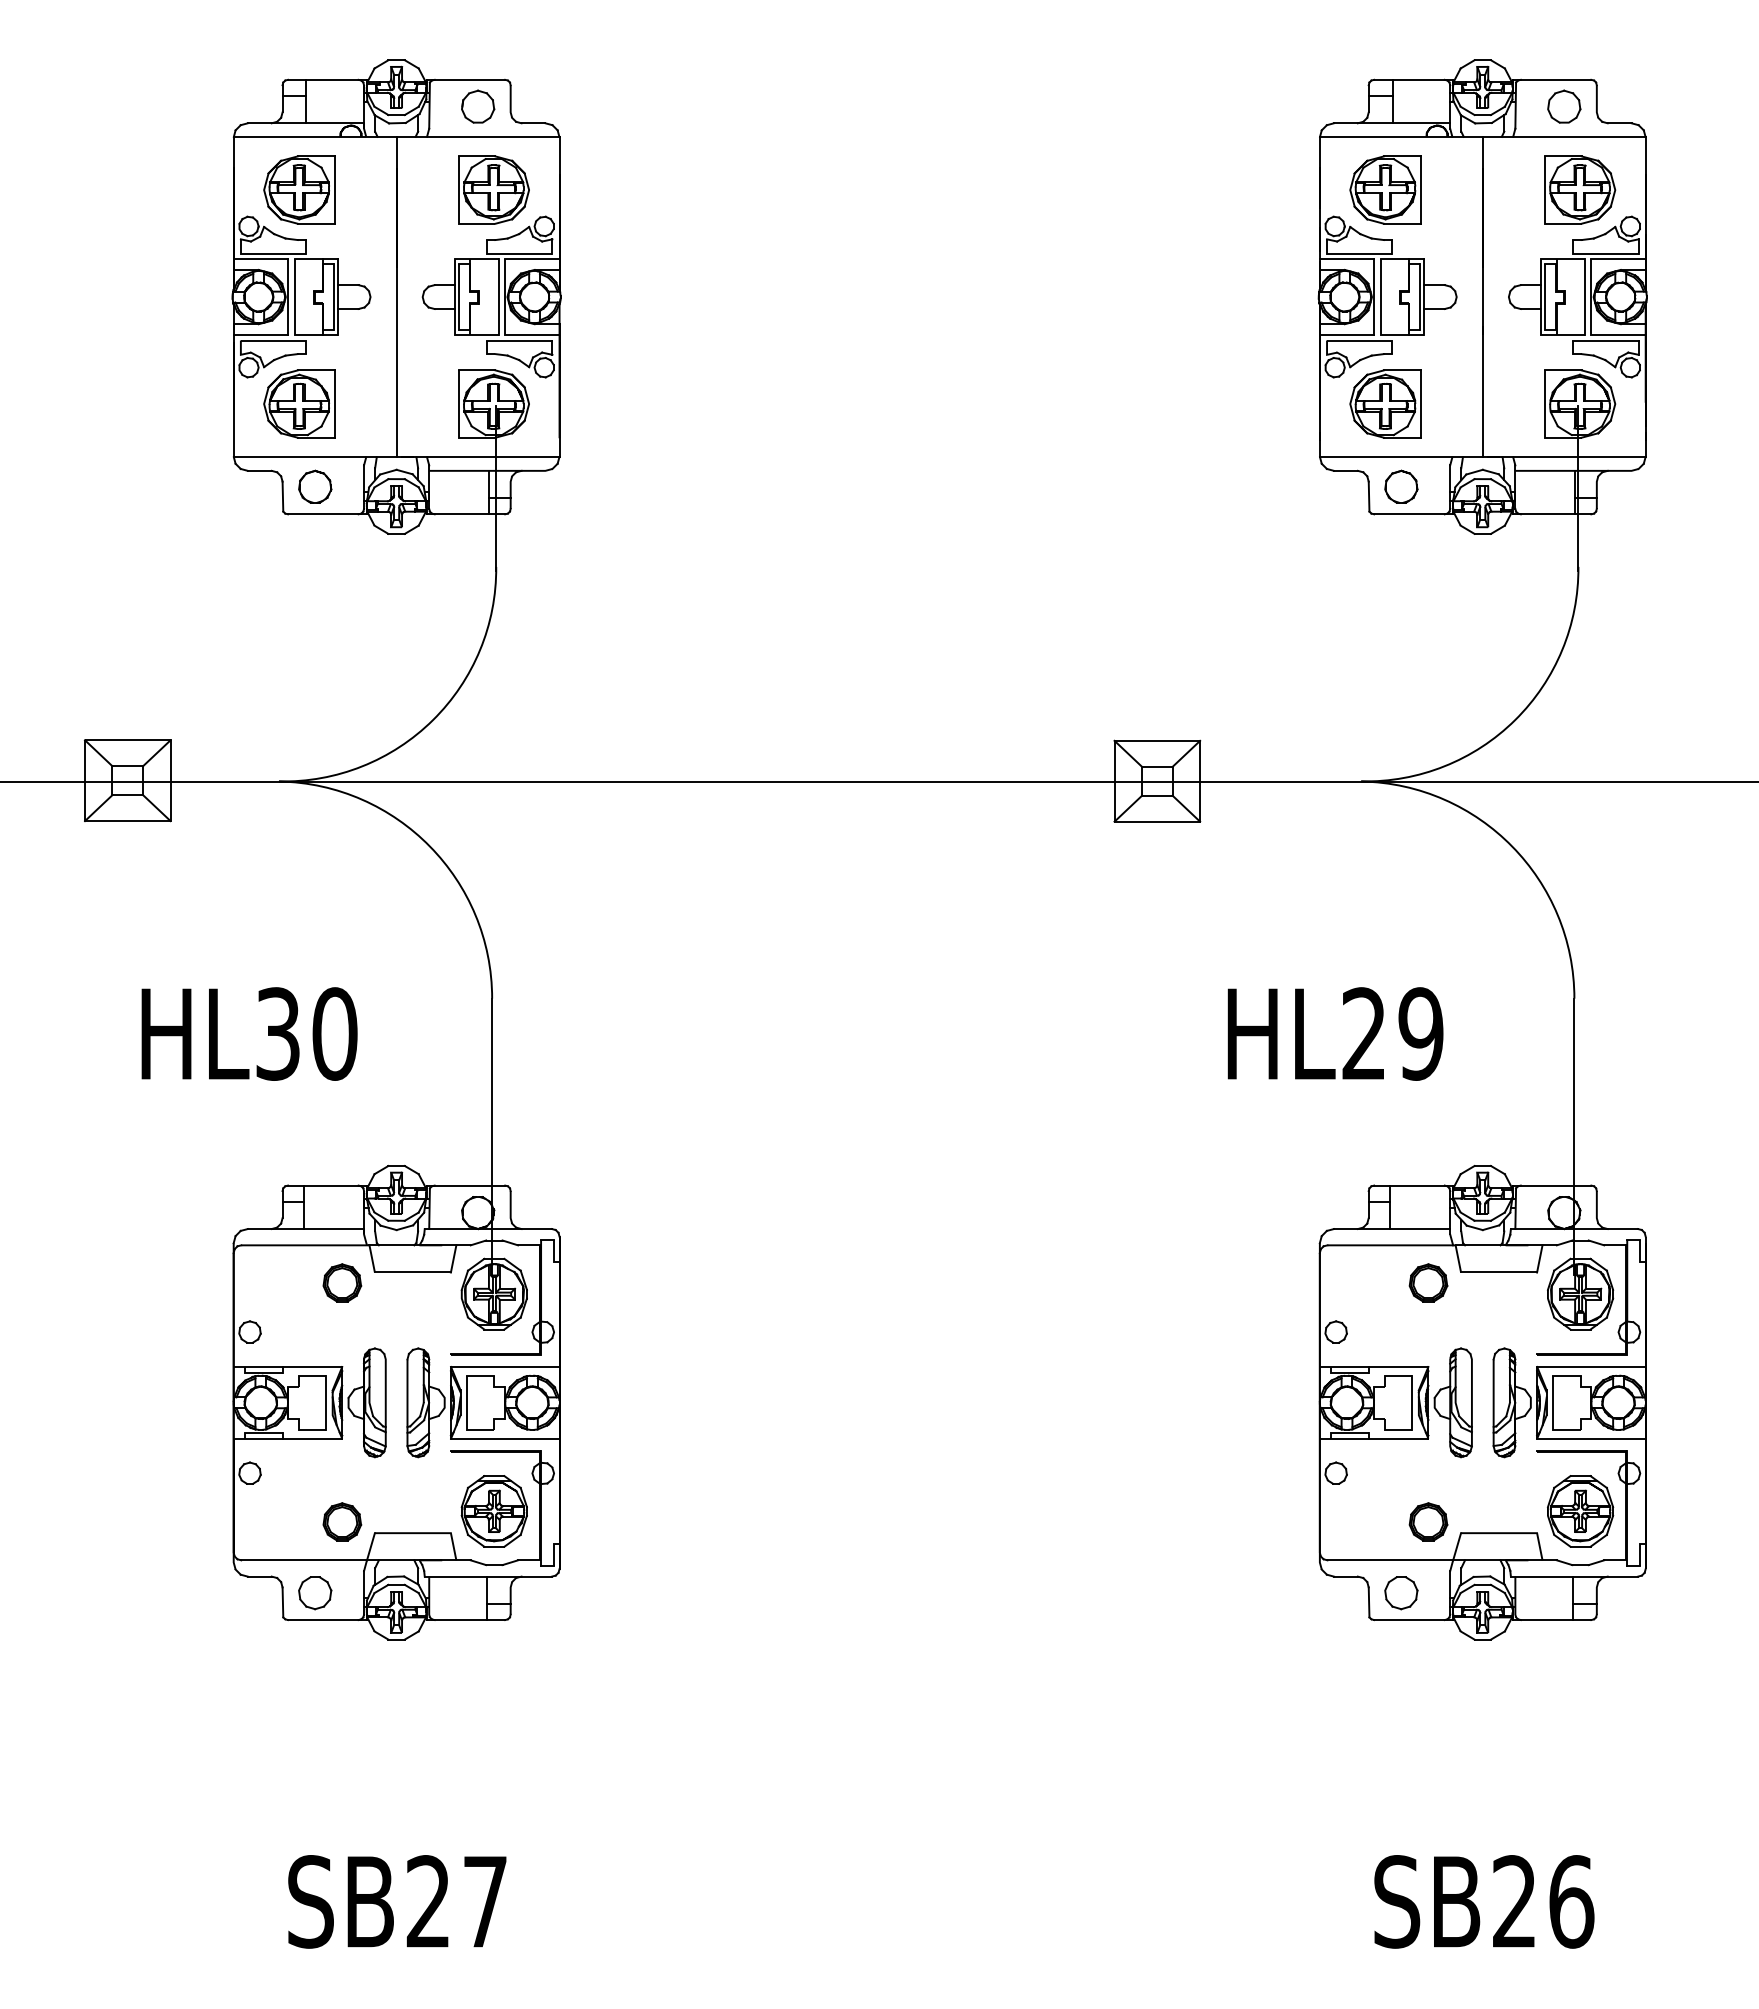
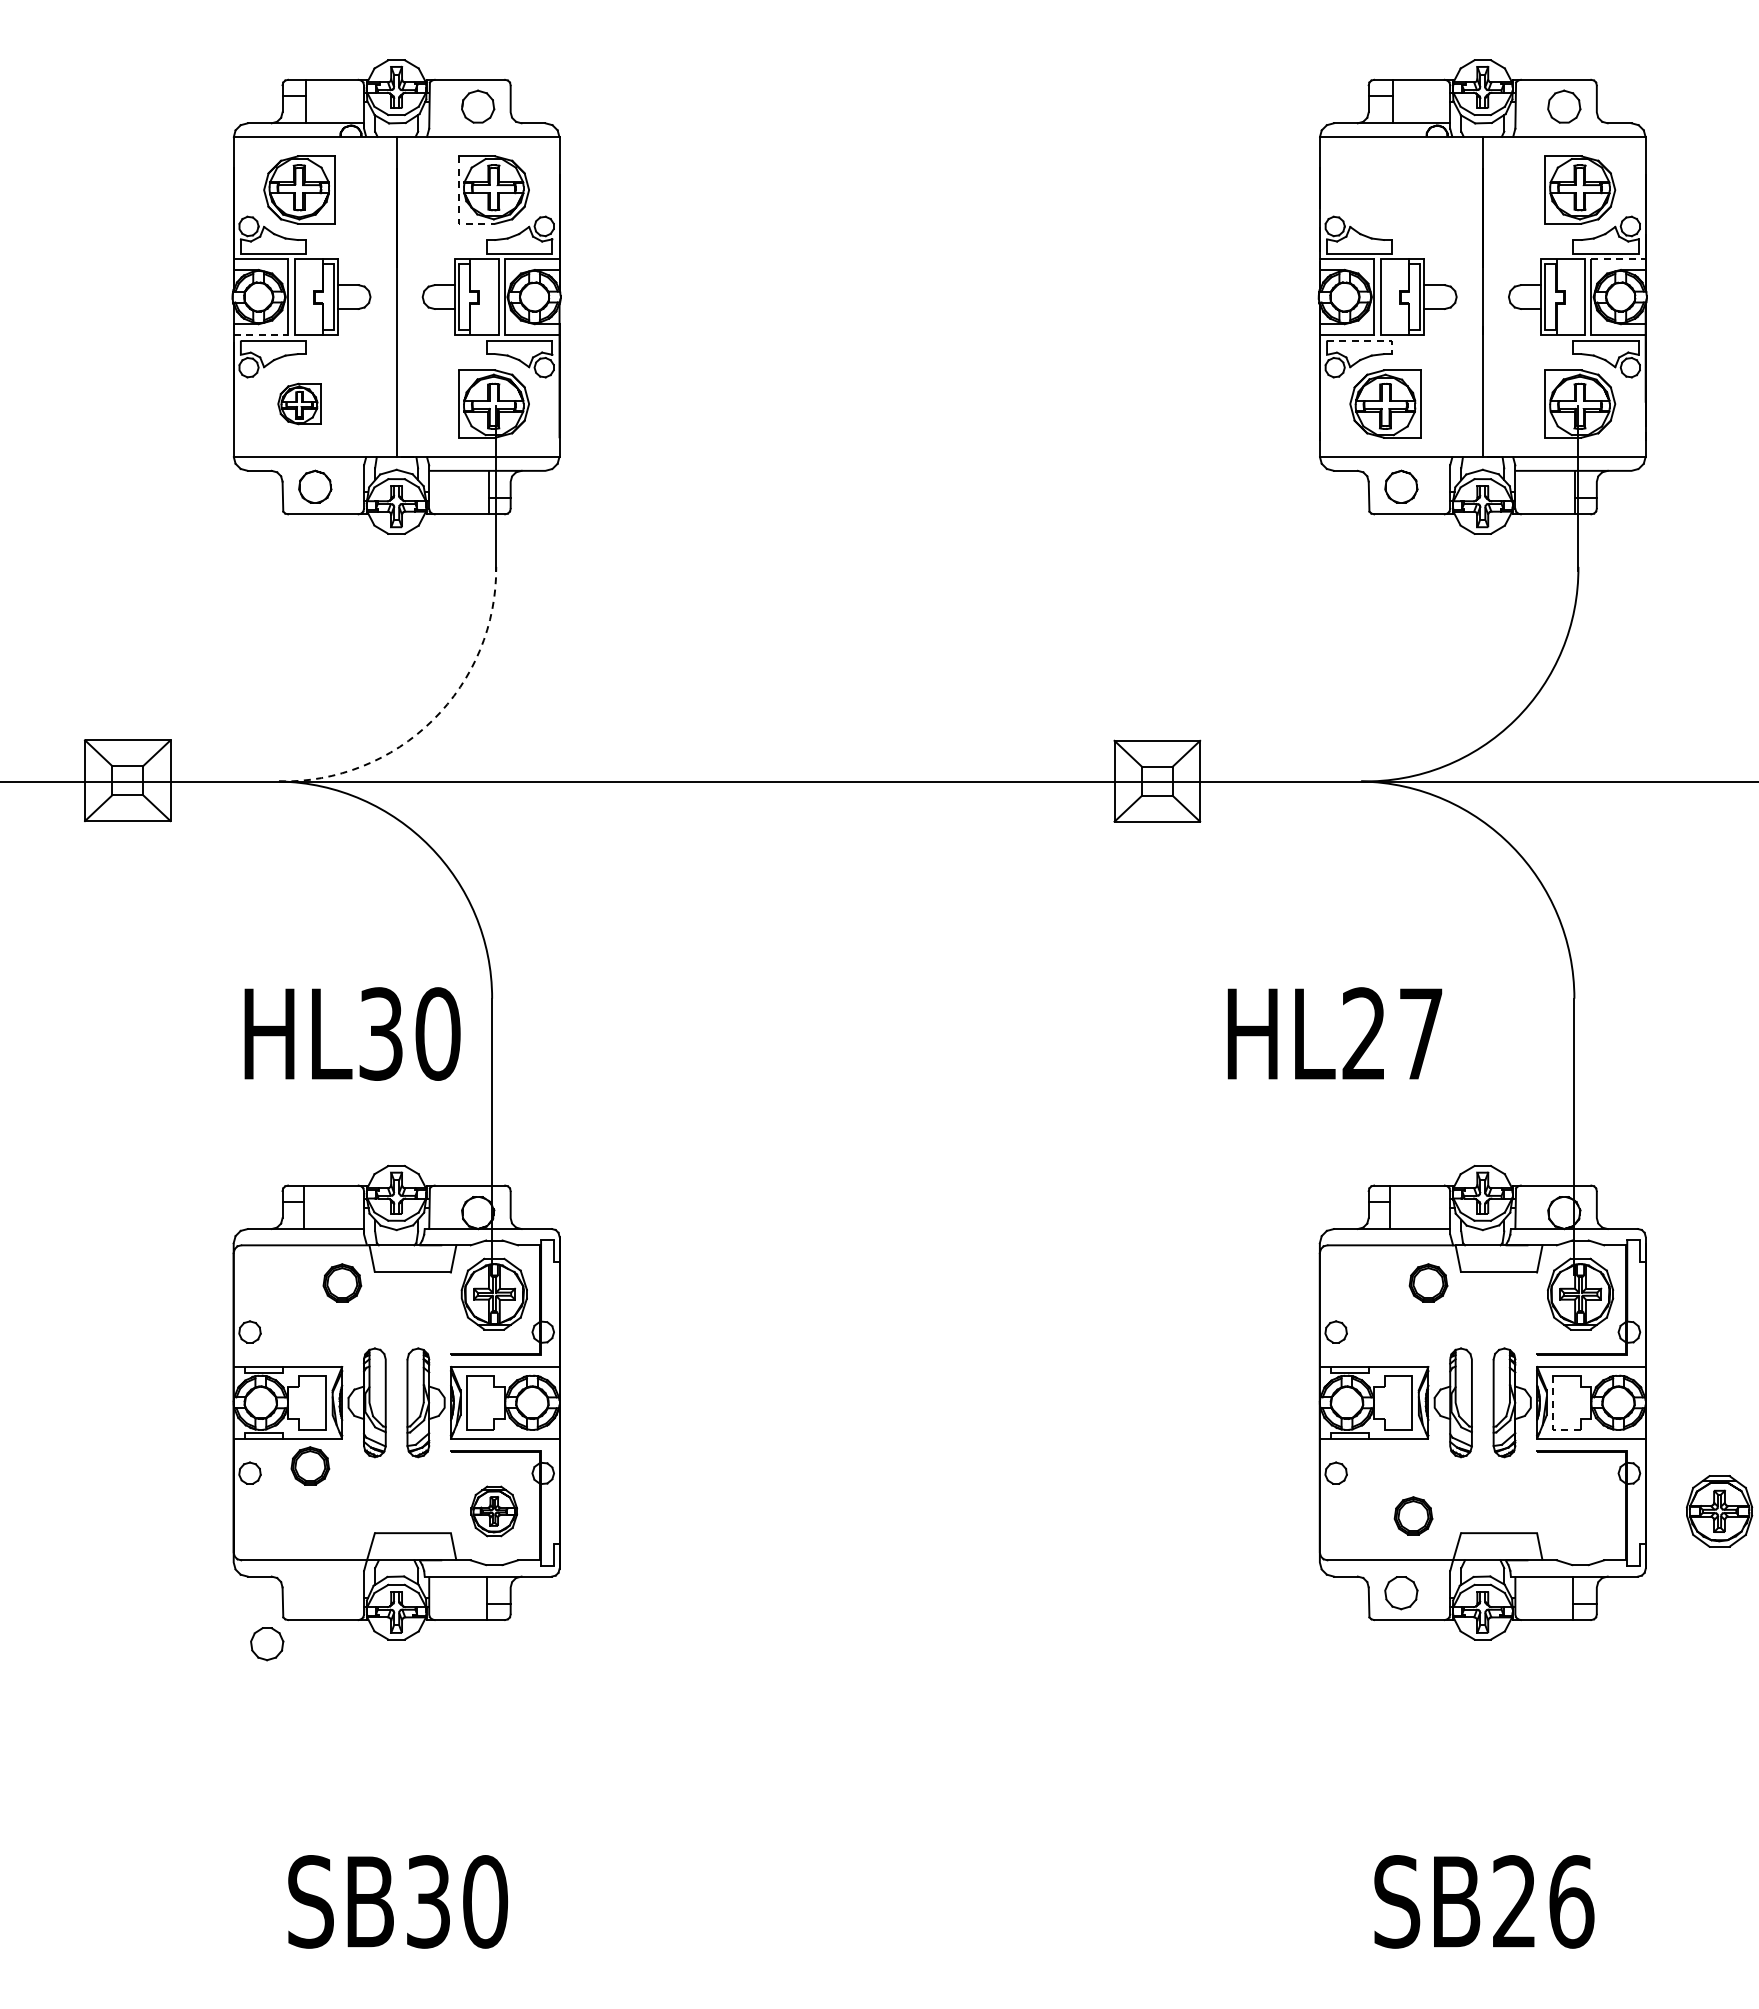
part: present -> none (1385, 189)
line: solid -> dashed (458, 208)
line: solid -> dashed (1619, 259)
line: solid -> dashed (261, 335)
line: solid -> dashed (1367, 340)
part size: 73x70 px -> 45x44 px (299, 403)
arc: solid -> dashed (433, 720)
text position: (249, 1033) -> (352, 1033) (352, 1033)
text: HL29 -> HL27 (1420, 1033)
line: solid -> dashed (1553, 1417)
part size: 68x73 px -> 49x53 px (494, 1511)
part position: (1580, 1511) -> (1719, 1511) (1719, 1511)
part position: (342, 1521) -> (310, 1465) (310, 1465)
part position: (1428, 1521) -> (1413, 1515) (1413, 1515)
part position: (315, 1593) -> (267, 1644) (267, 1644)
text: SB27 -> SB30 (457, 1901)
